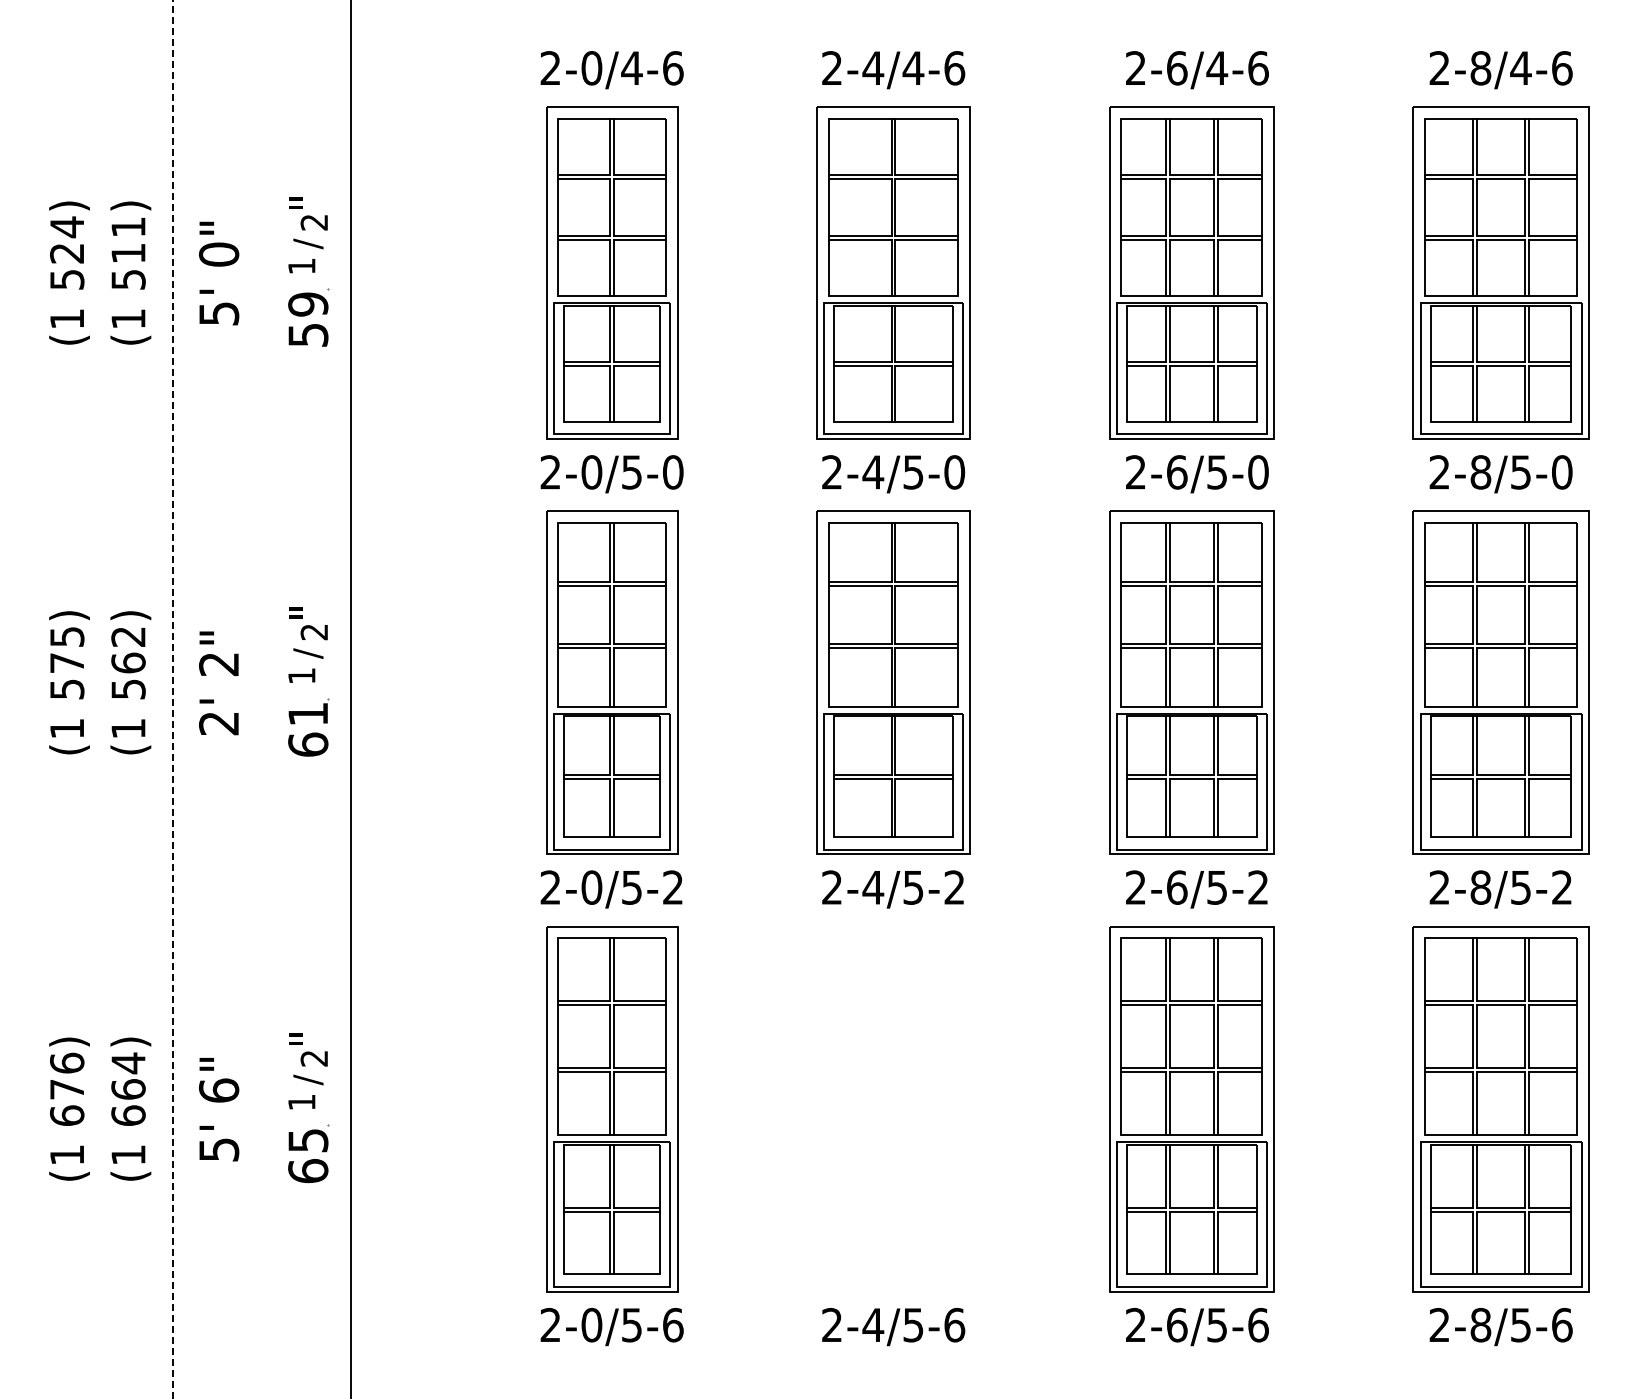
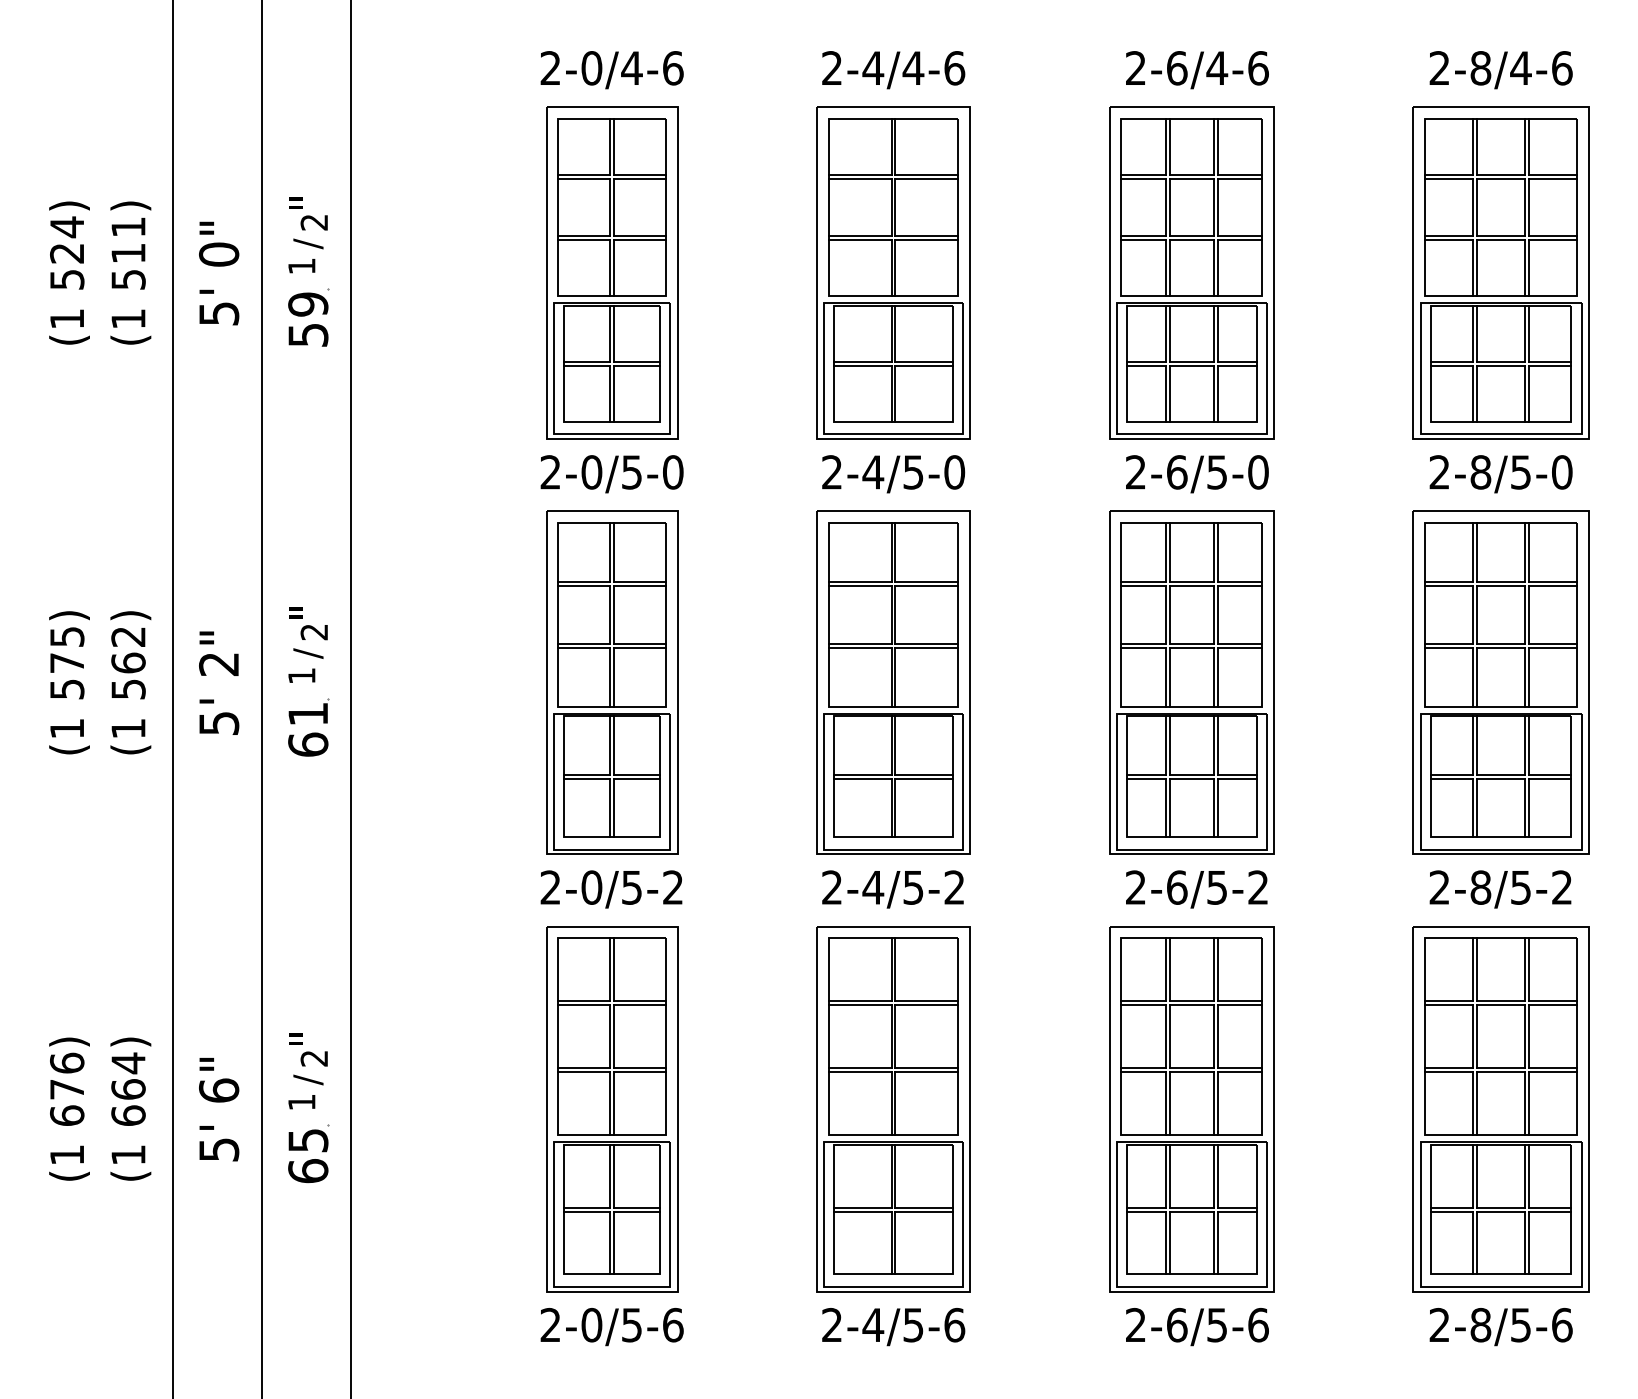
line: none -> present (262, 698)
line: dashed -> solid (173, 699)
text: 2' -> 5' (219, 723)
part: none -> present (893, 1109)
